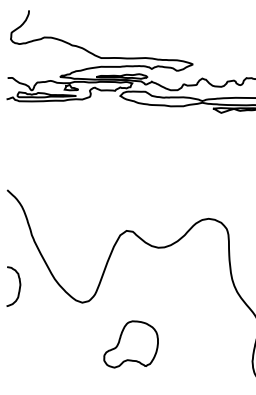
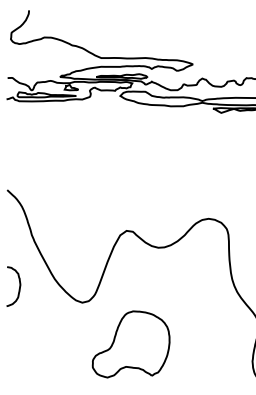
part size: 56x49 px -> 80x69 px (130, 344)
